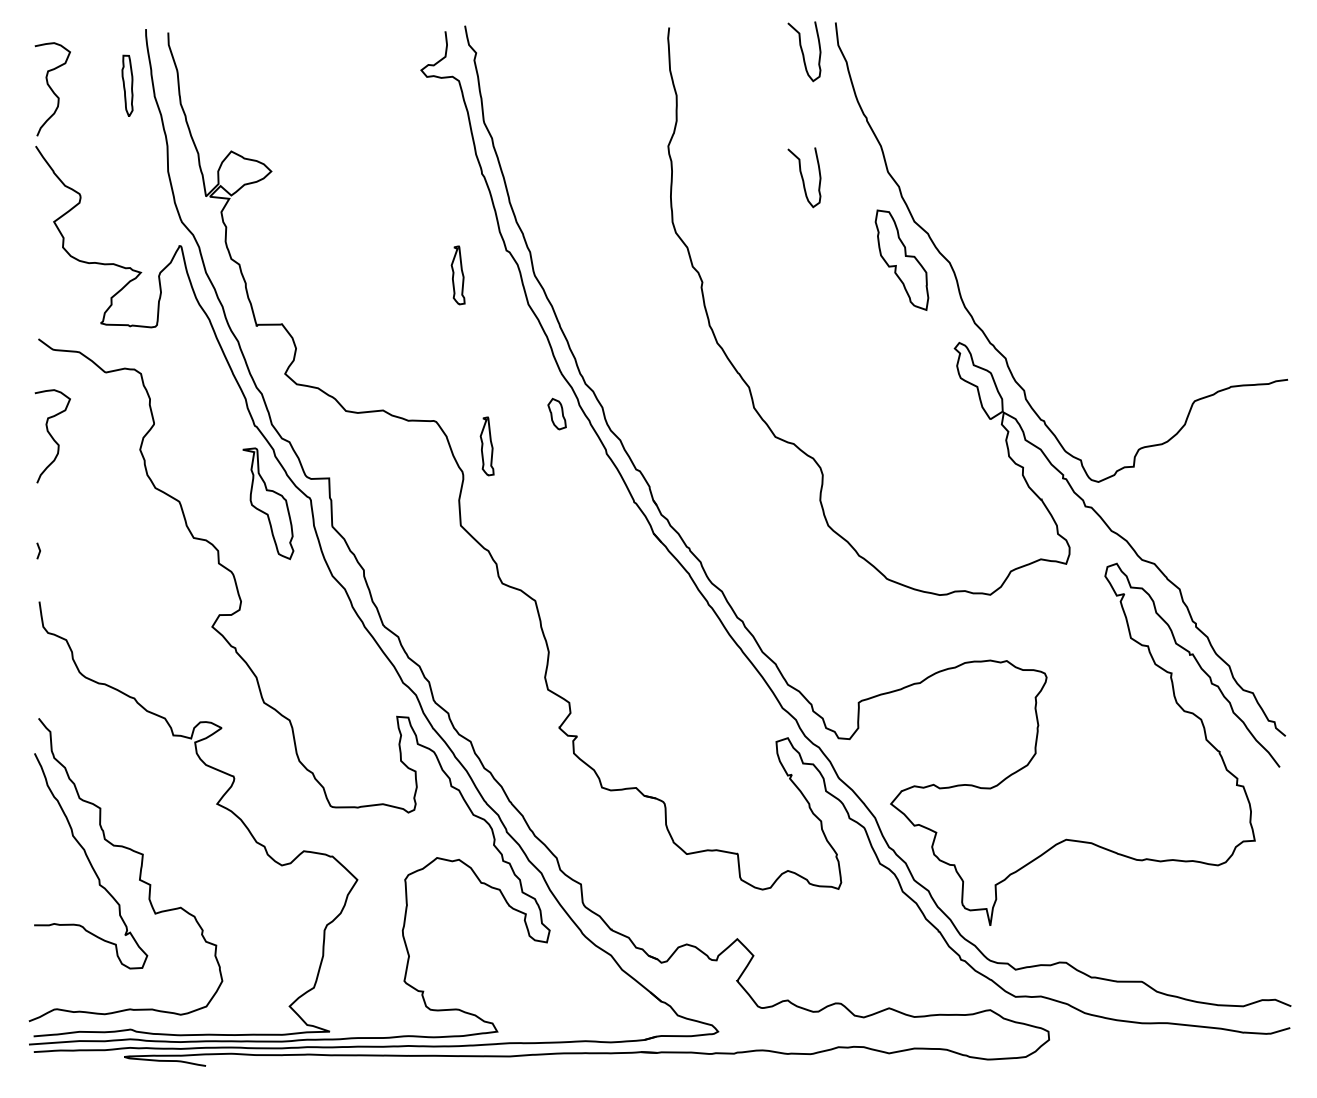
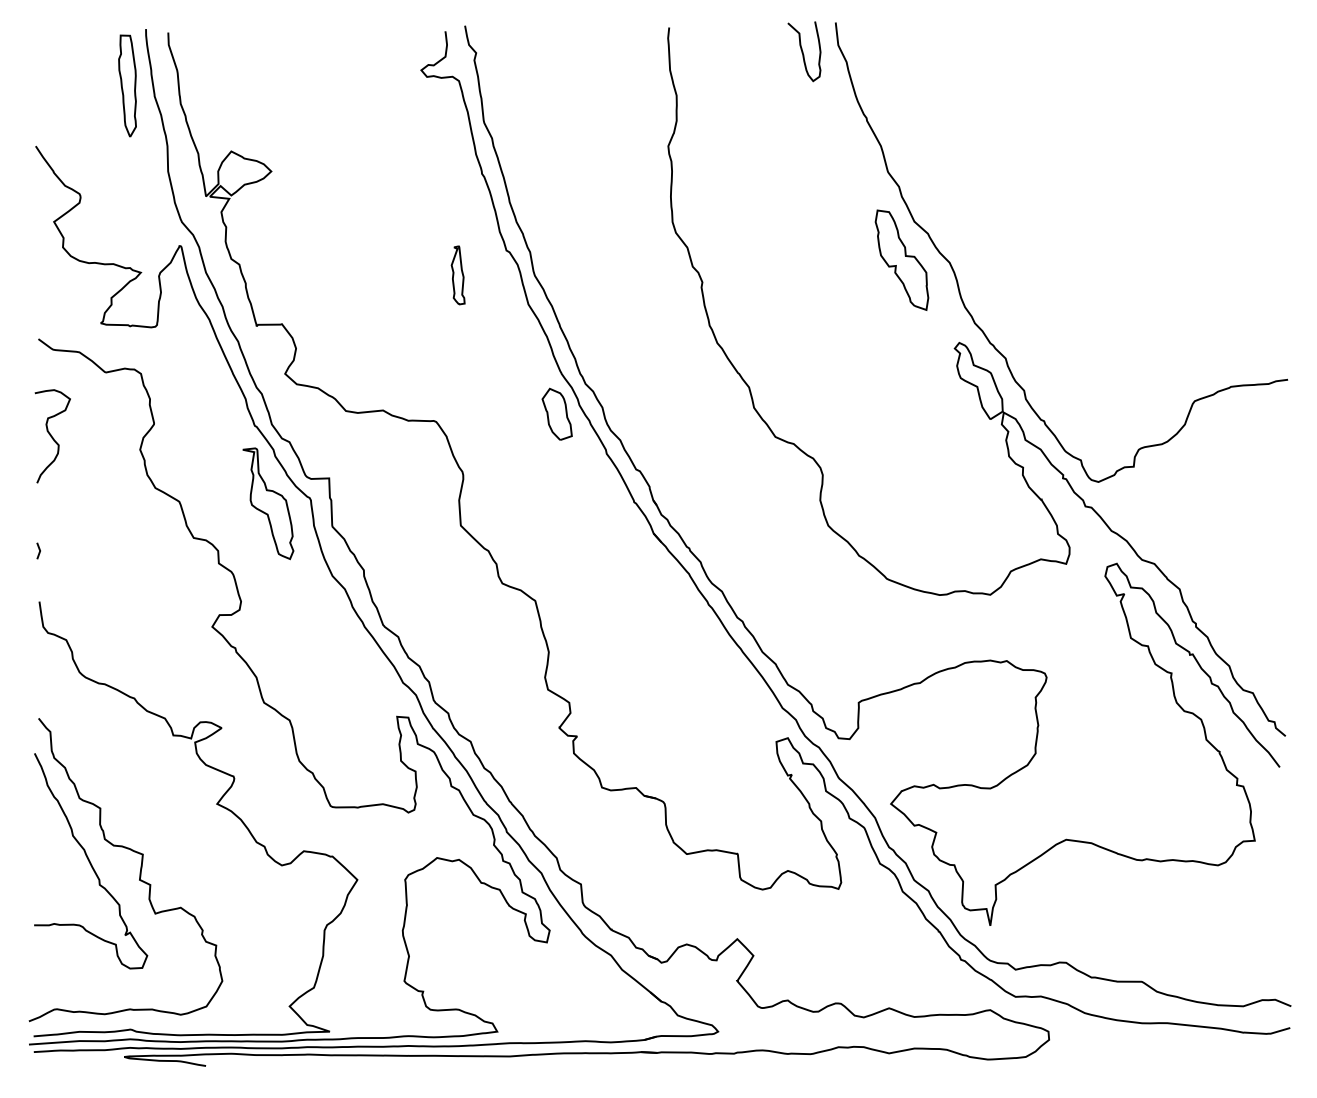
part size: 13x63 px -> 19x104 px (127, 85)
curve: present -> none (52, 89)
curve: present -> none (803, 177)
part size: 20x34 px -> 32x54 px (556, 413)
part: present -> none (486, 446)
